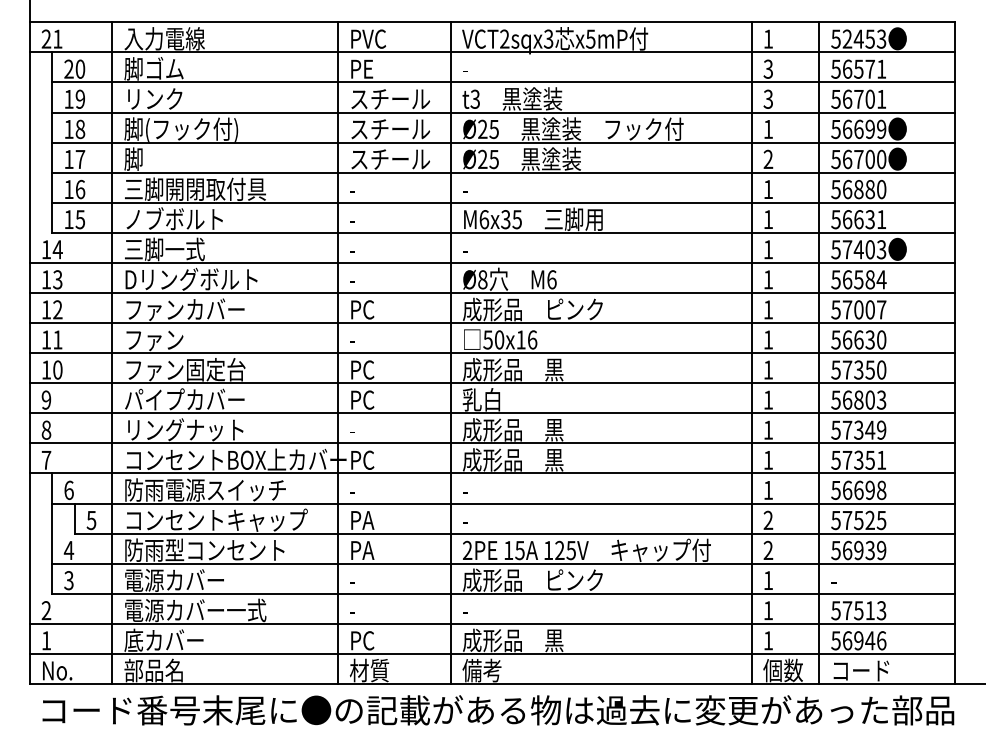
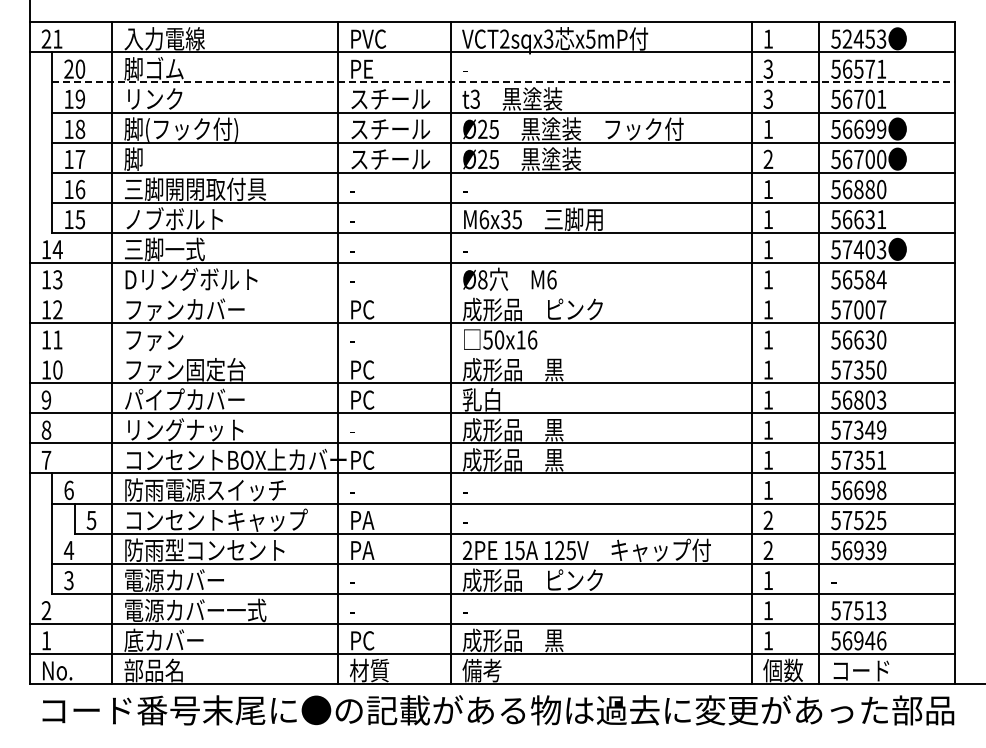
line: solid -> dashed (503, 82)
line: present -> none (491, 292)
line: present -> none (491, 353)
